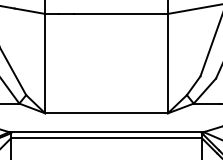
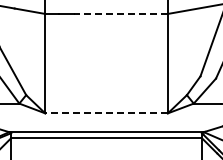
line: solid -> dashed (121, 13)
line: solid -> dashed (106, 113)
